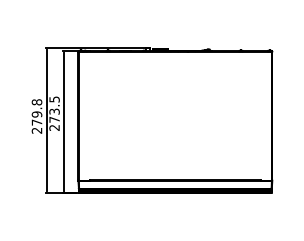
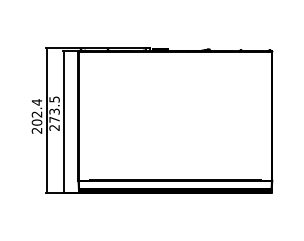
text: 279.8 -> 202.4 (36, 112)
